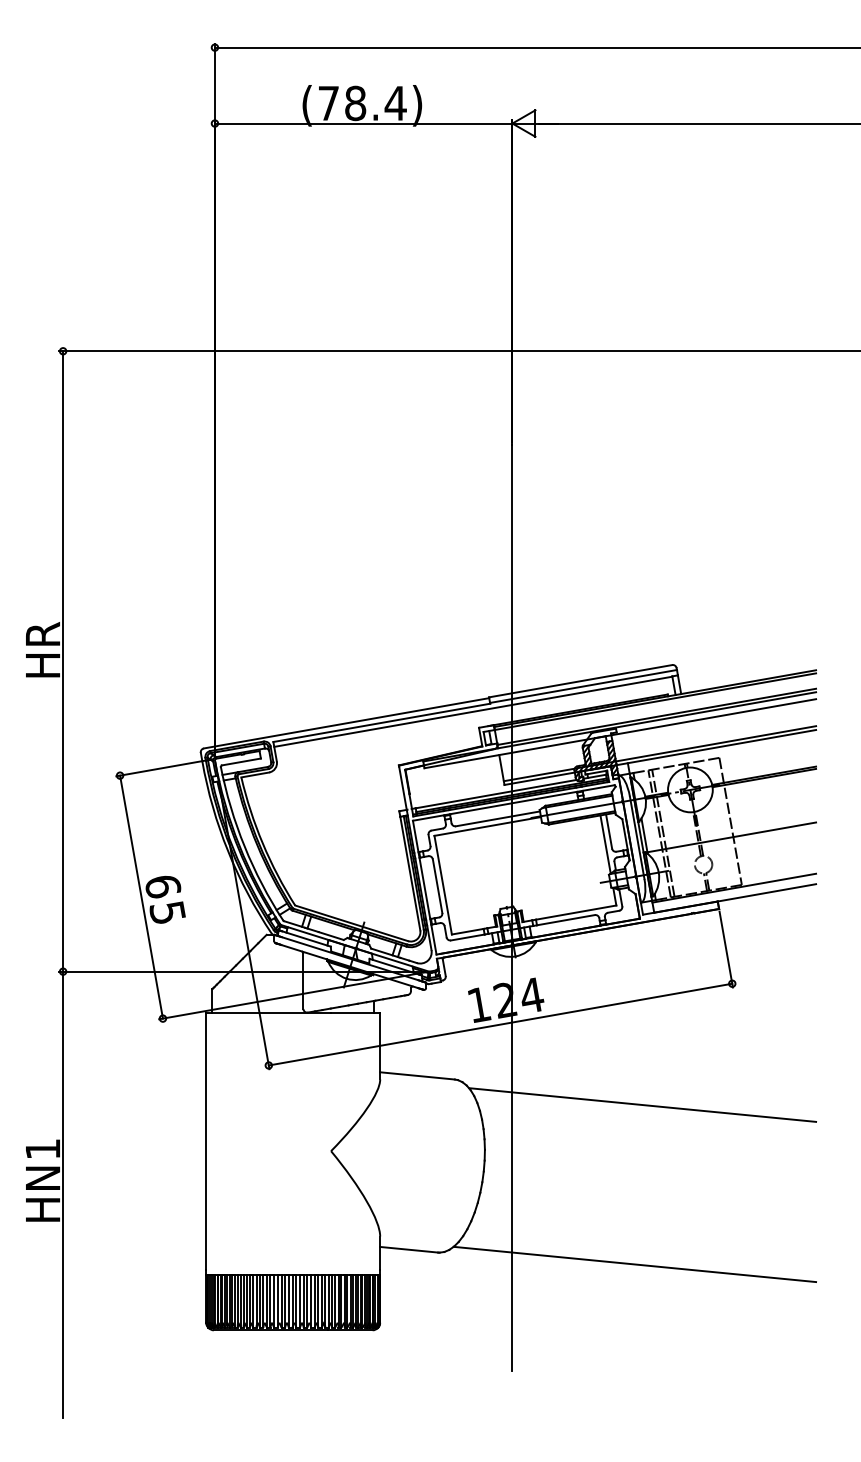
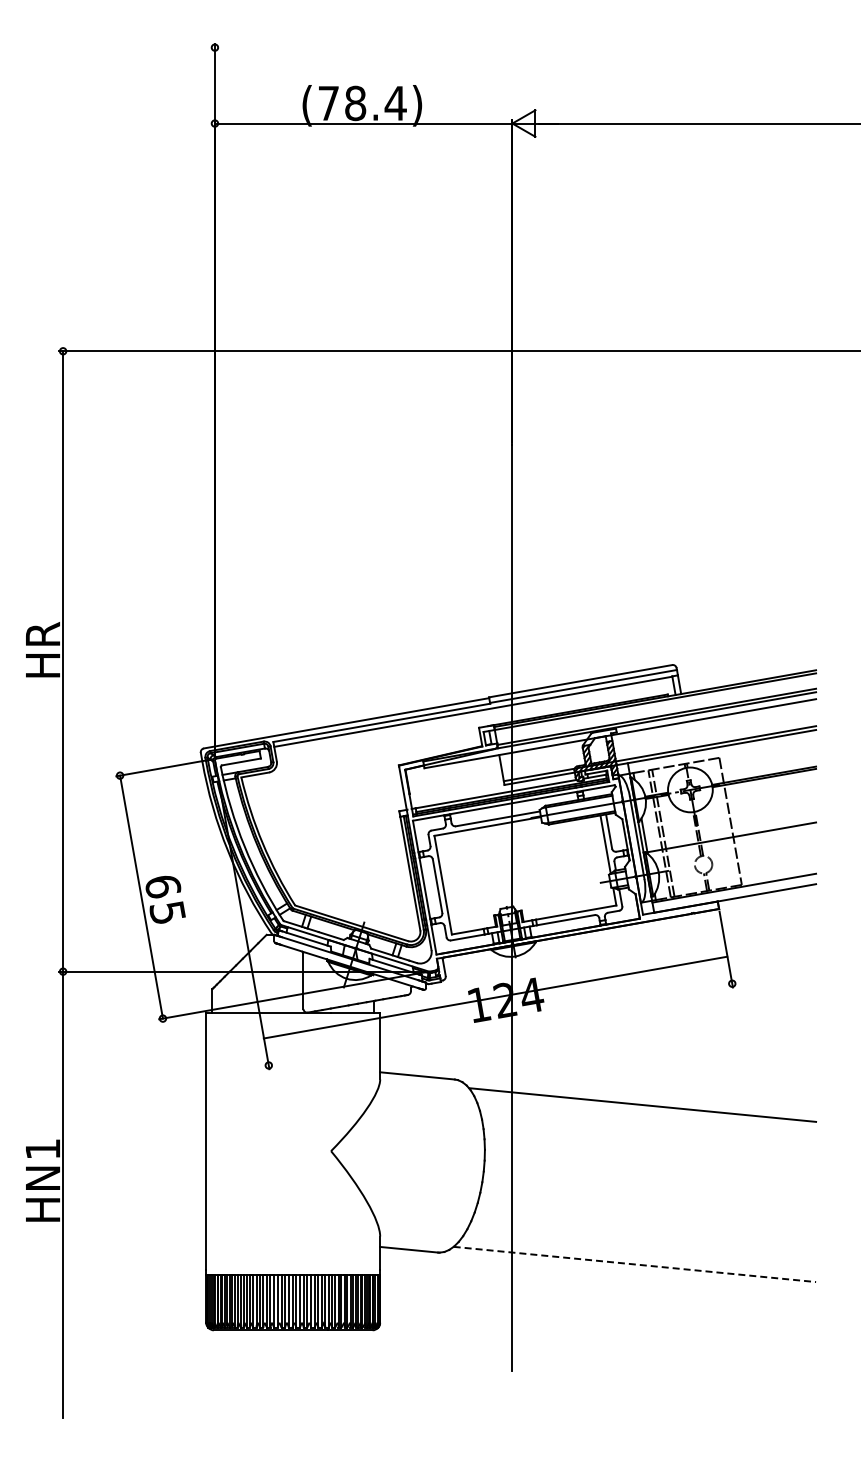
line: present -> none (535, 47)
line position: (500, 1024) -> (495, 997) (495, 997)
line: solid -> dashed (635, 1264)
